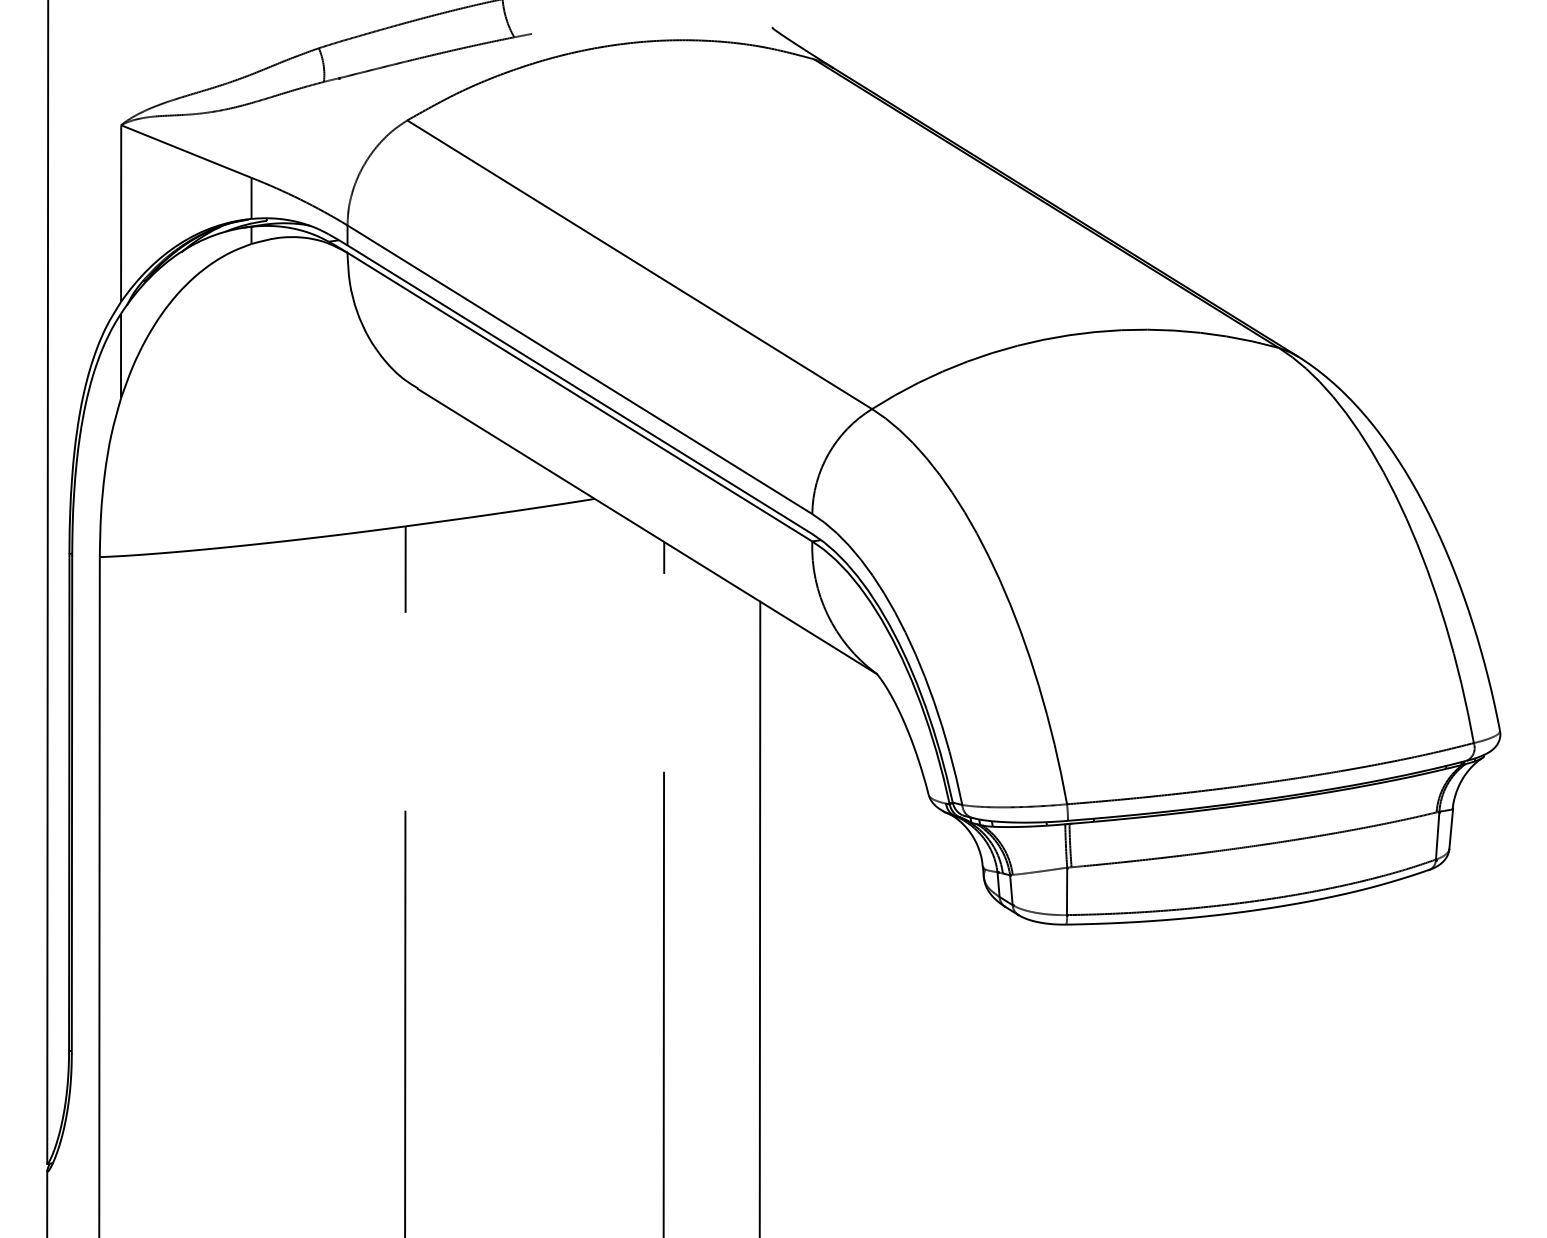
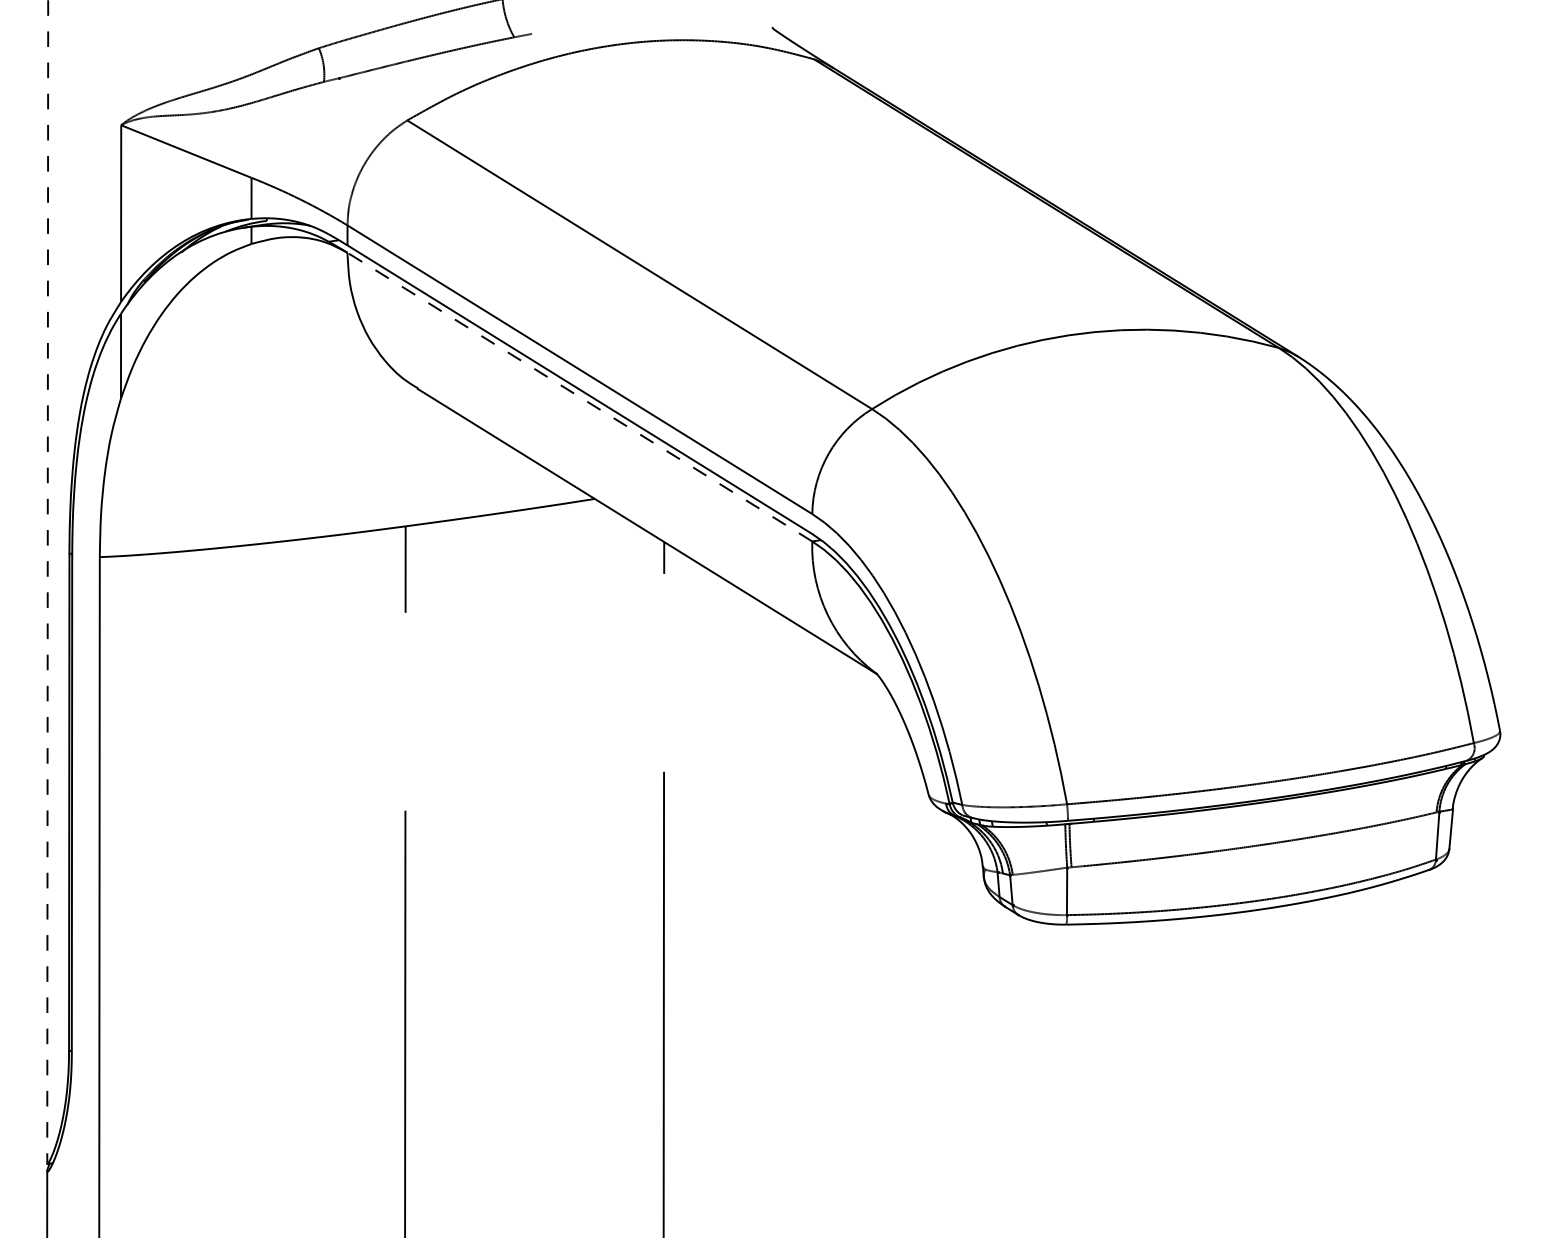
line: solid -> dashed (579, 397)
line: solid -> dashed (47, 581)
line: present -> none (759, 917)
